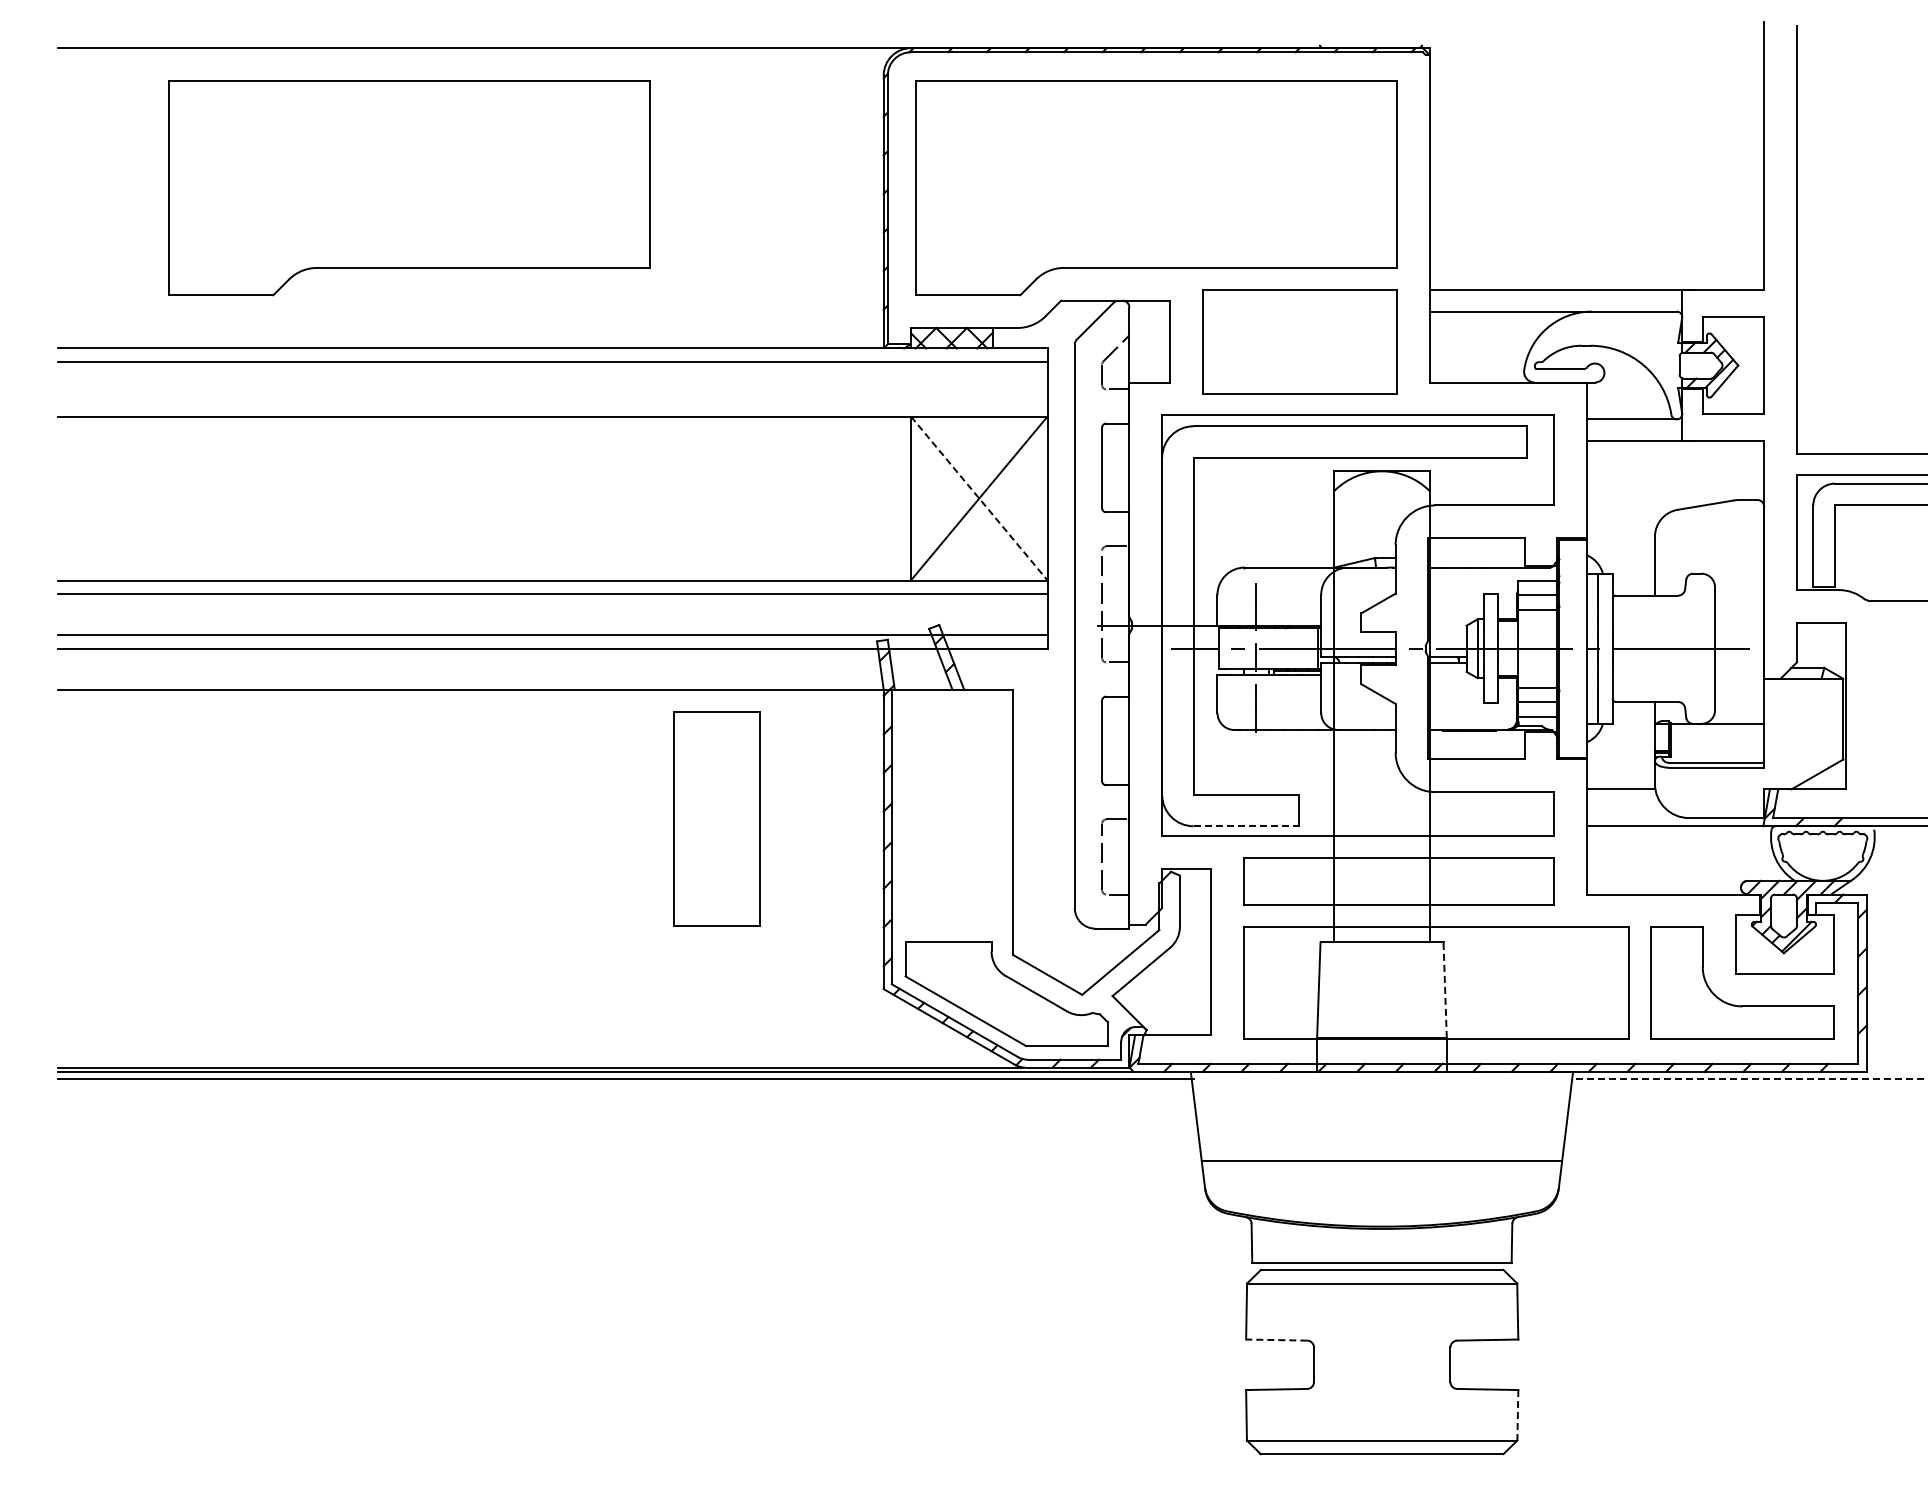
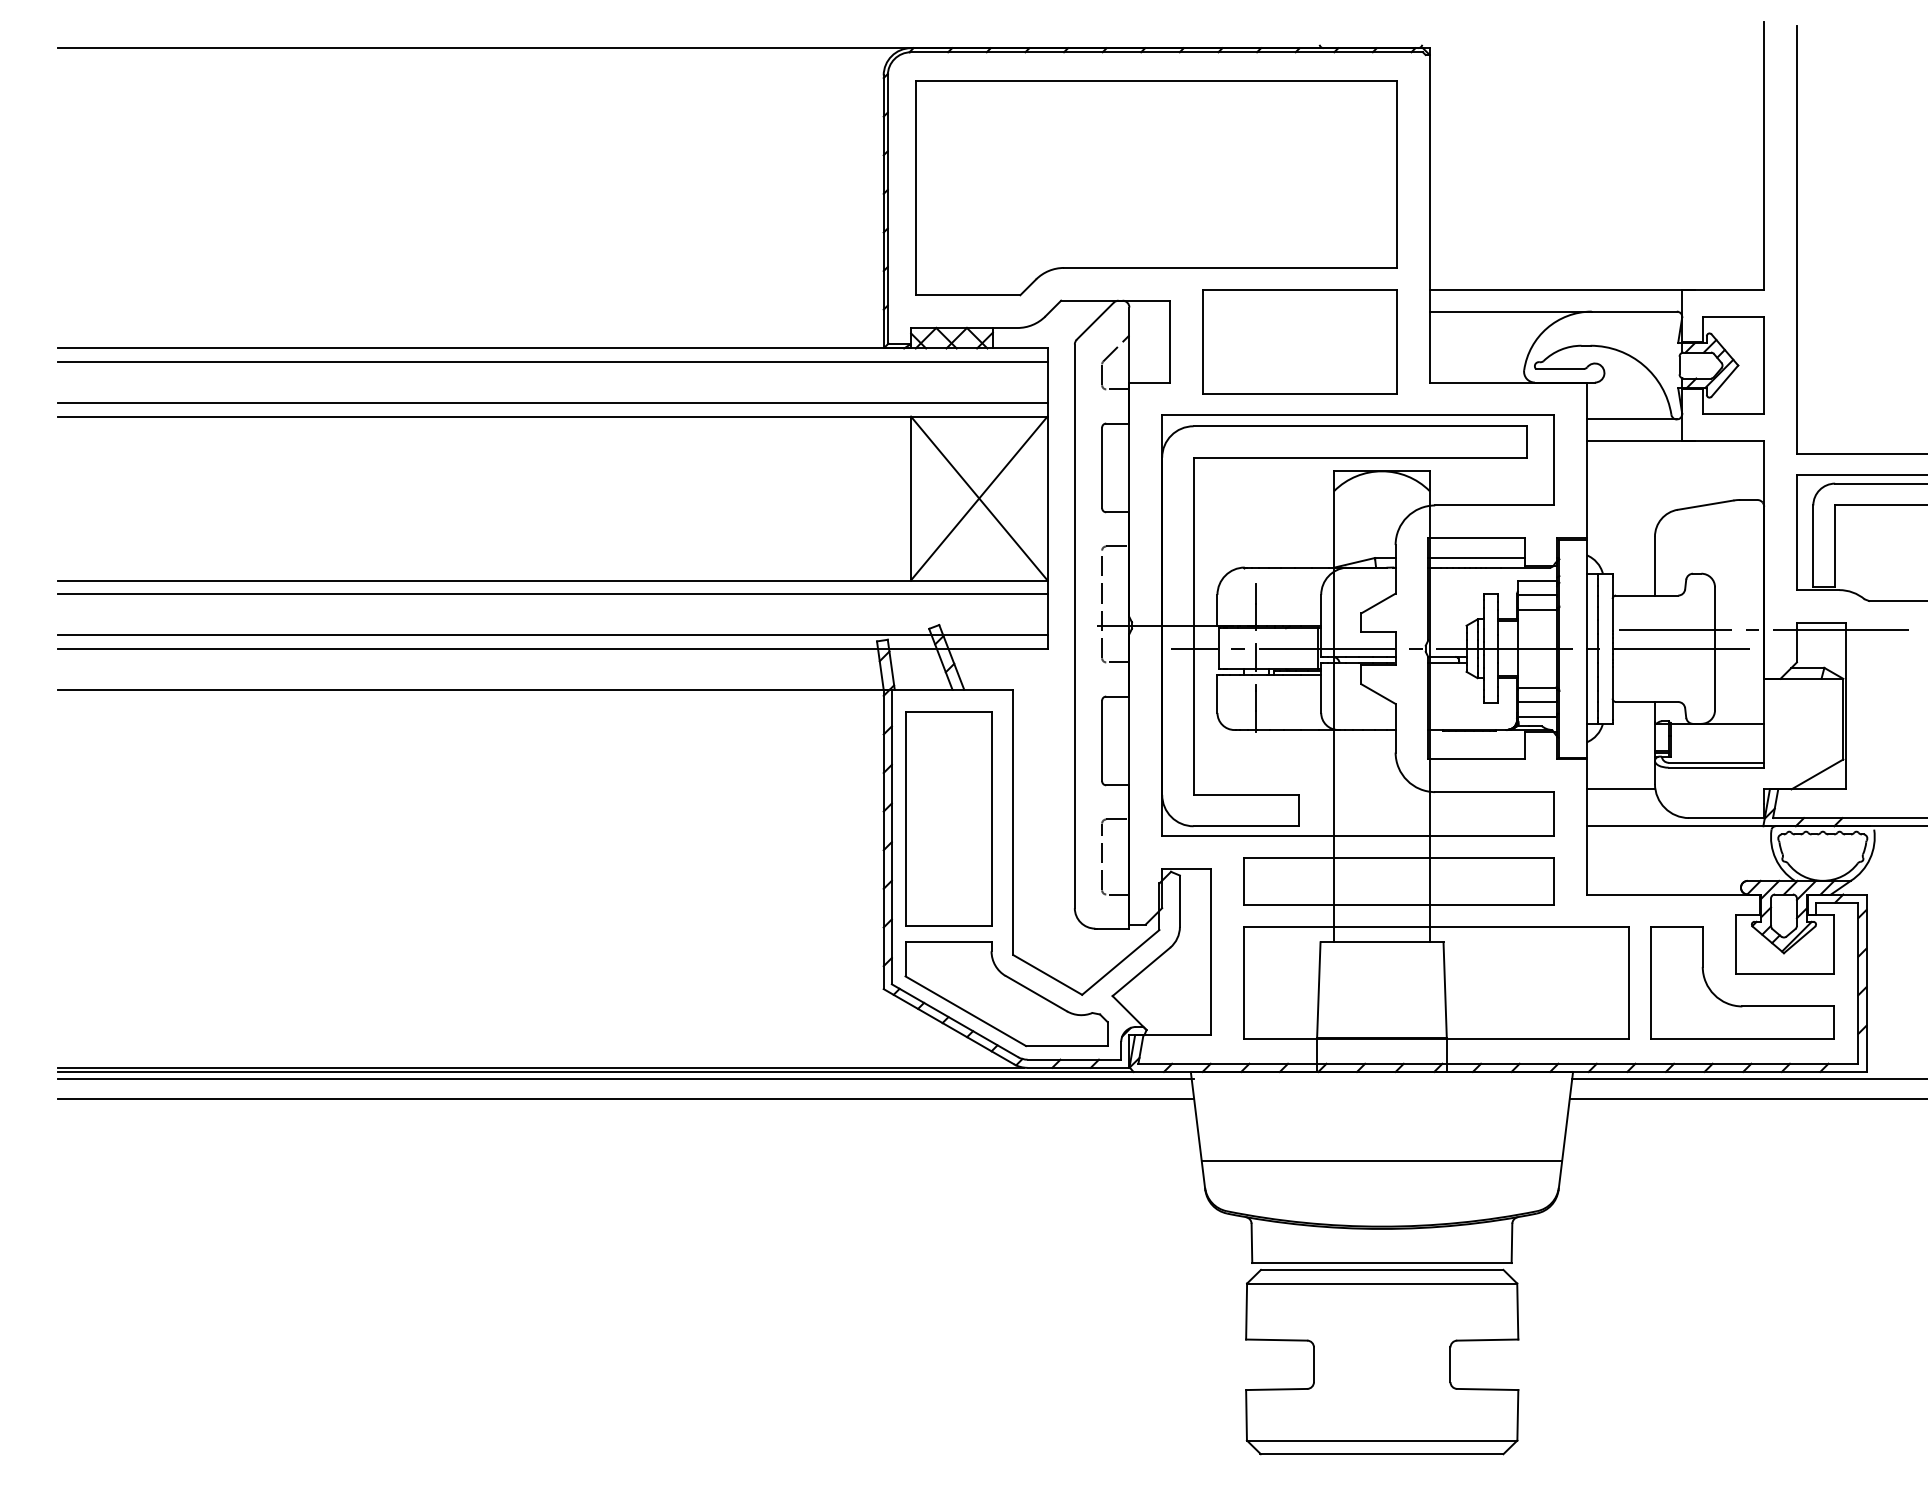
part: present -> none (409, 188)
line: none -> present (552, 403)
line: dashed -> solid (979, 498)
line: none -> present (1476, 558)
line: none -> present (1763, 629)
part position: (716, 818) -> (948, 818) (948, 818)
line: dashed -> solid (1246, 826)
line: dashed -> solid (1445, 990)
line: dashed -> solid (1750, 1078)
line: none -> present (625, 1099)
line: none -> present (1746, 1099)
line: dashed -> solid (1276, 1340)
line: dashed -> solid (1517, 1415)
